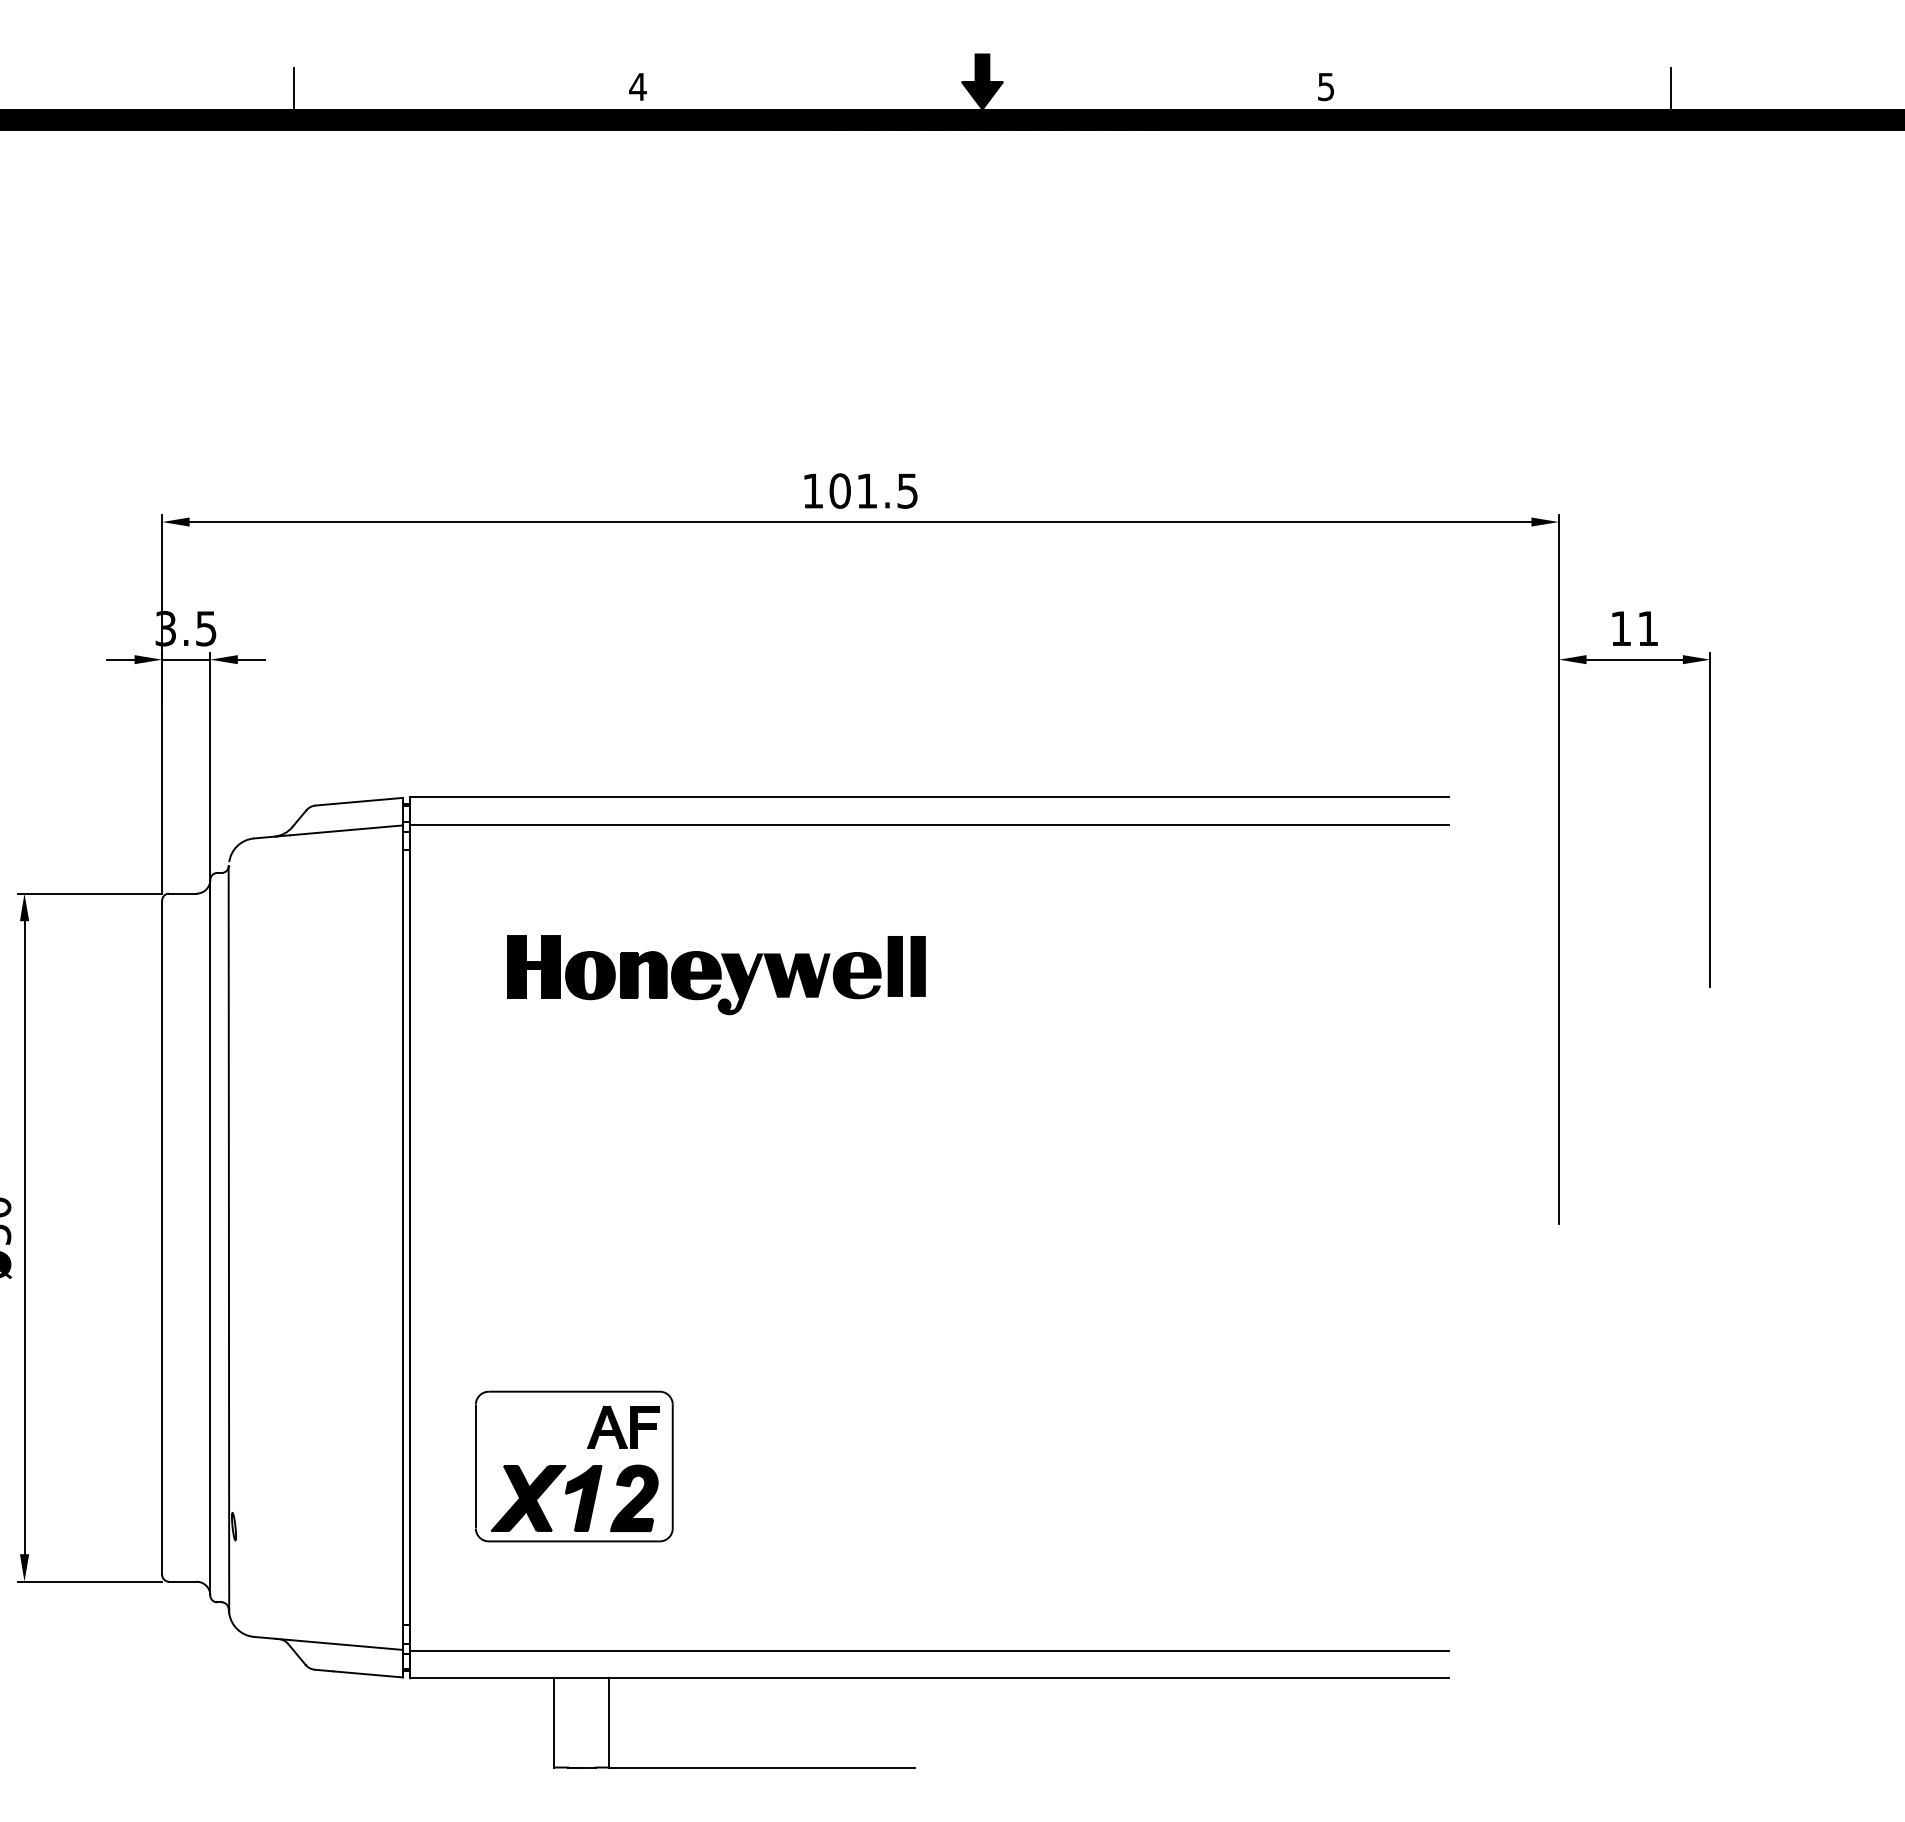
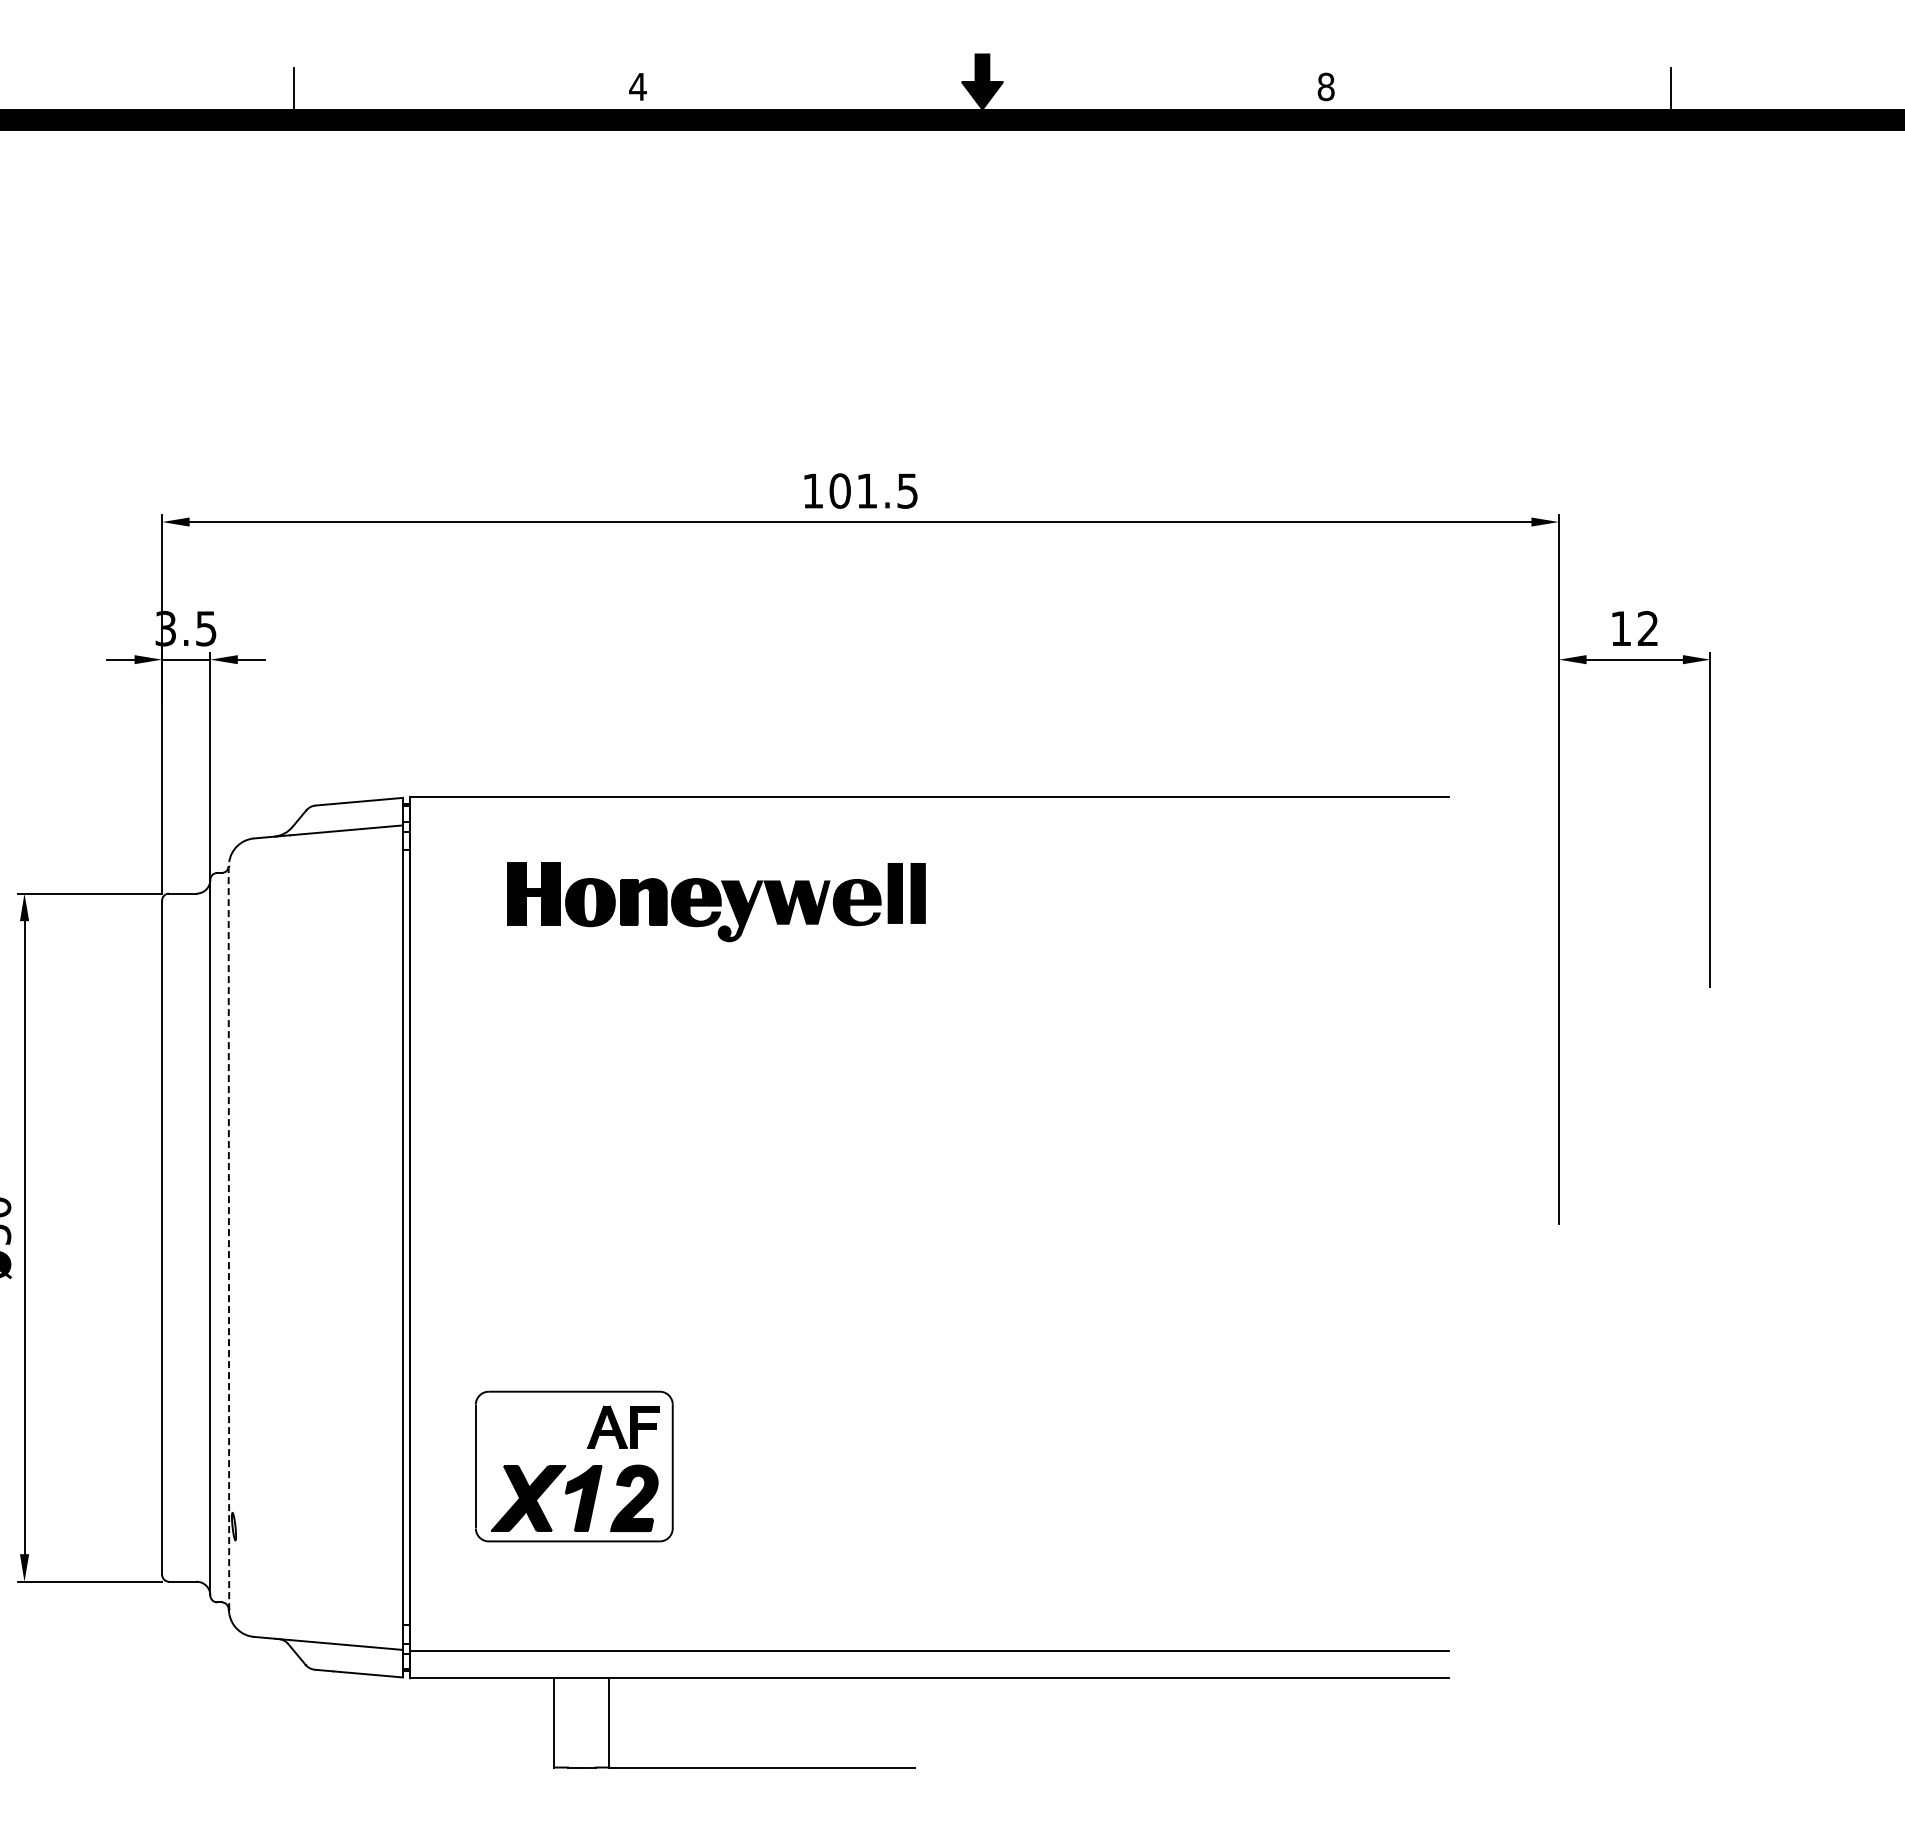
text: 5 -> 8 (1325, 86)
text: 11 -> 12 (1647, 628)
line: present -> none (928, 824)
part position: (716, 975) -> (716, 902) (716, 902)
line: solid -> dashed (228, 1239)
